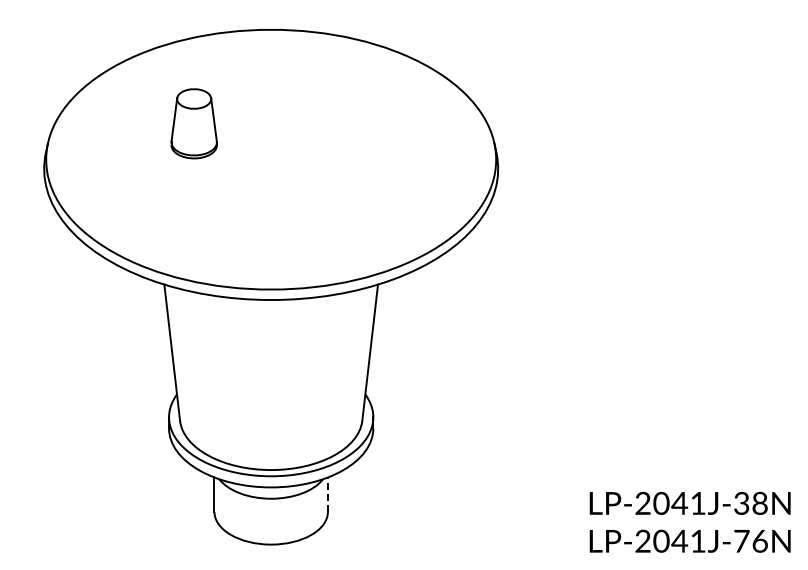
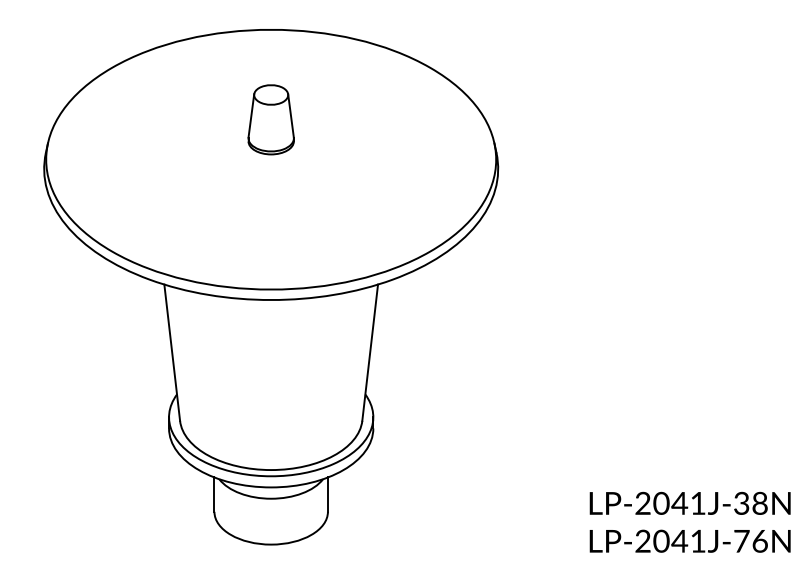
part position: (193, 123) -> (270, 119) (270, 119)
line: dashed -> solid (327, 494)
